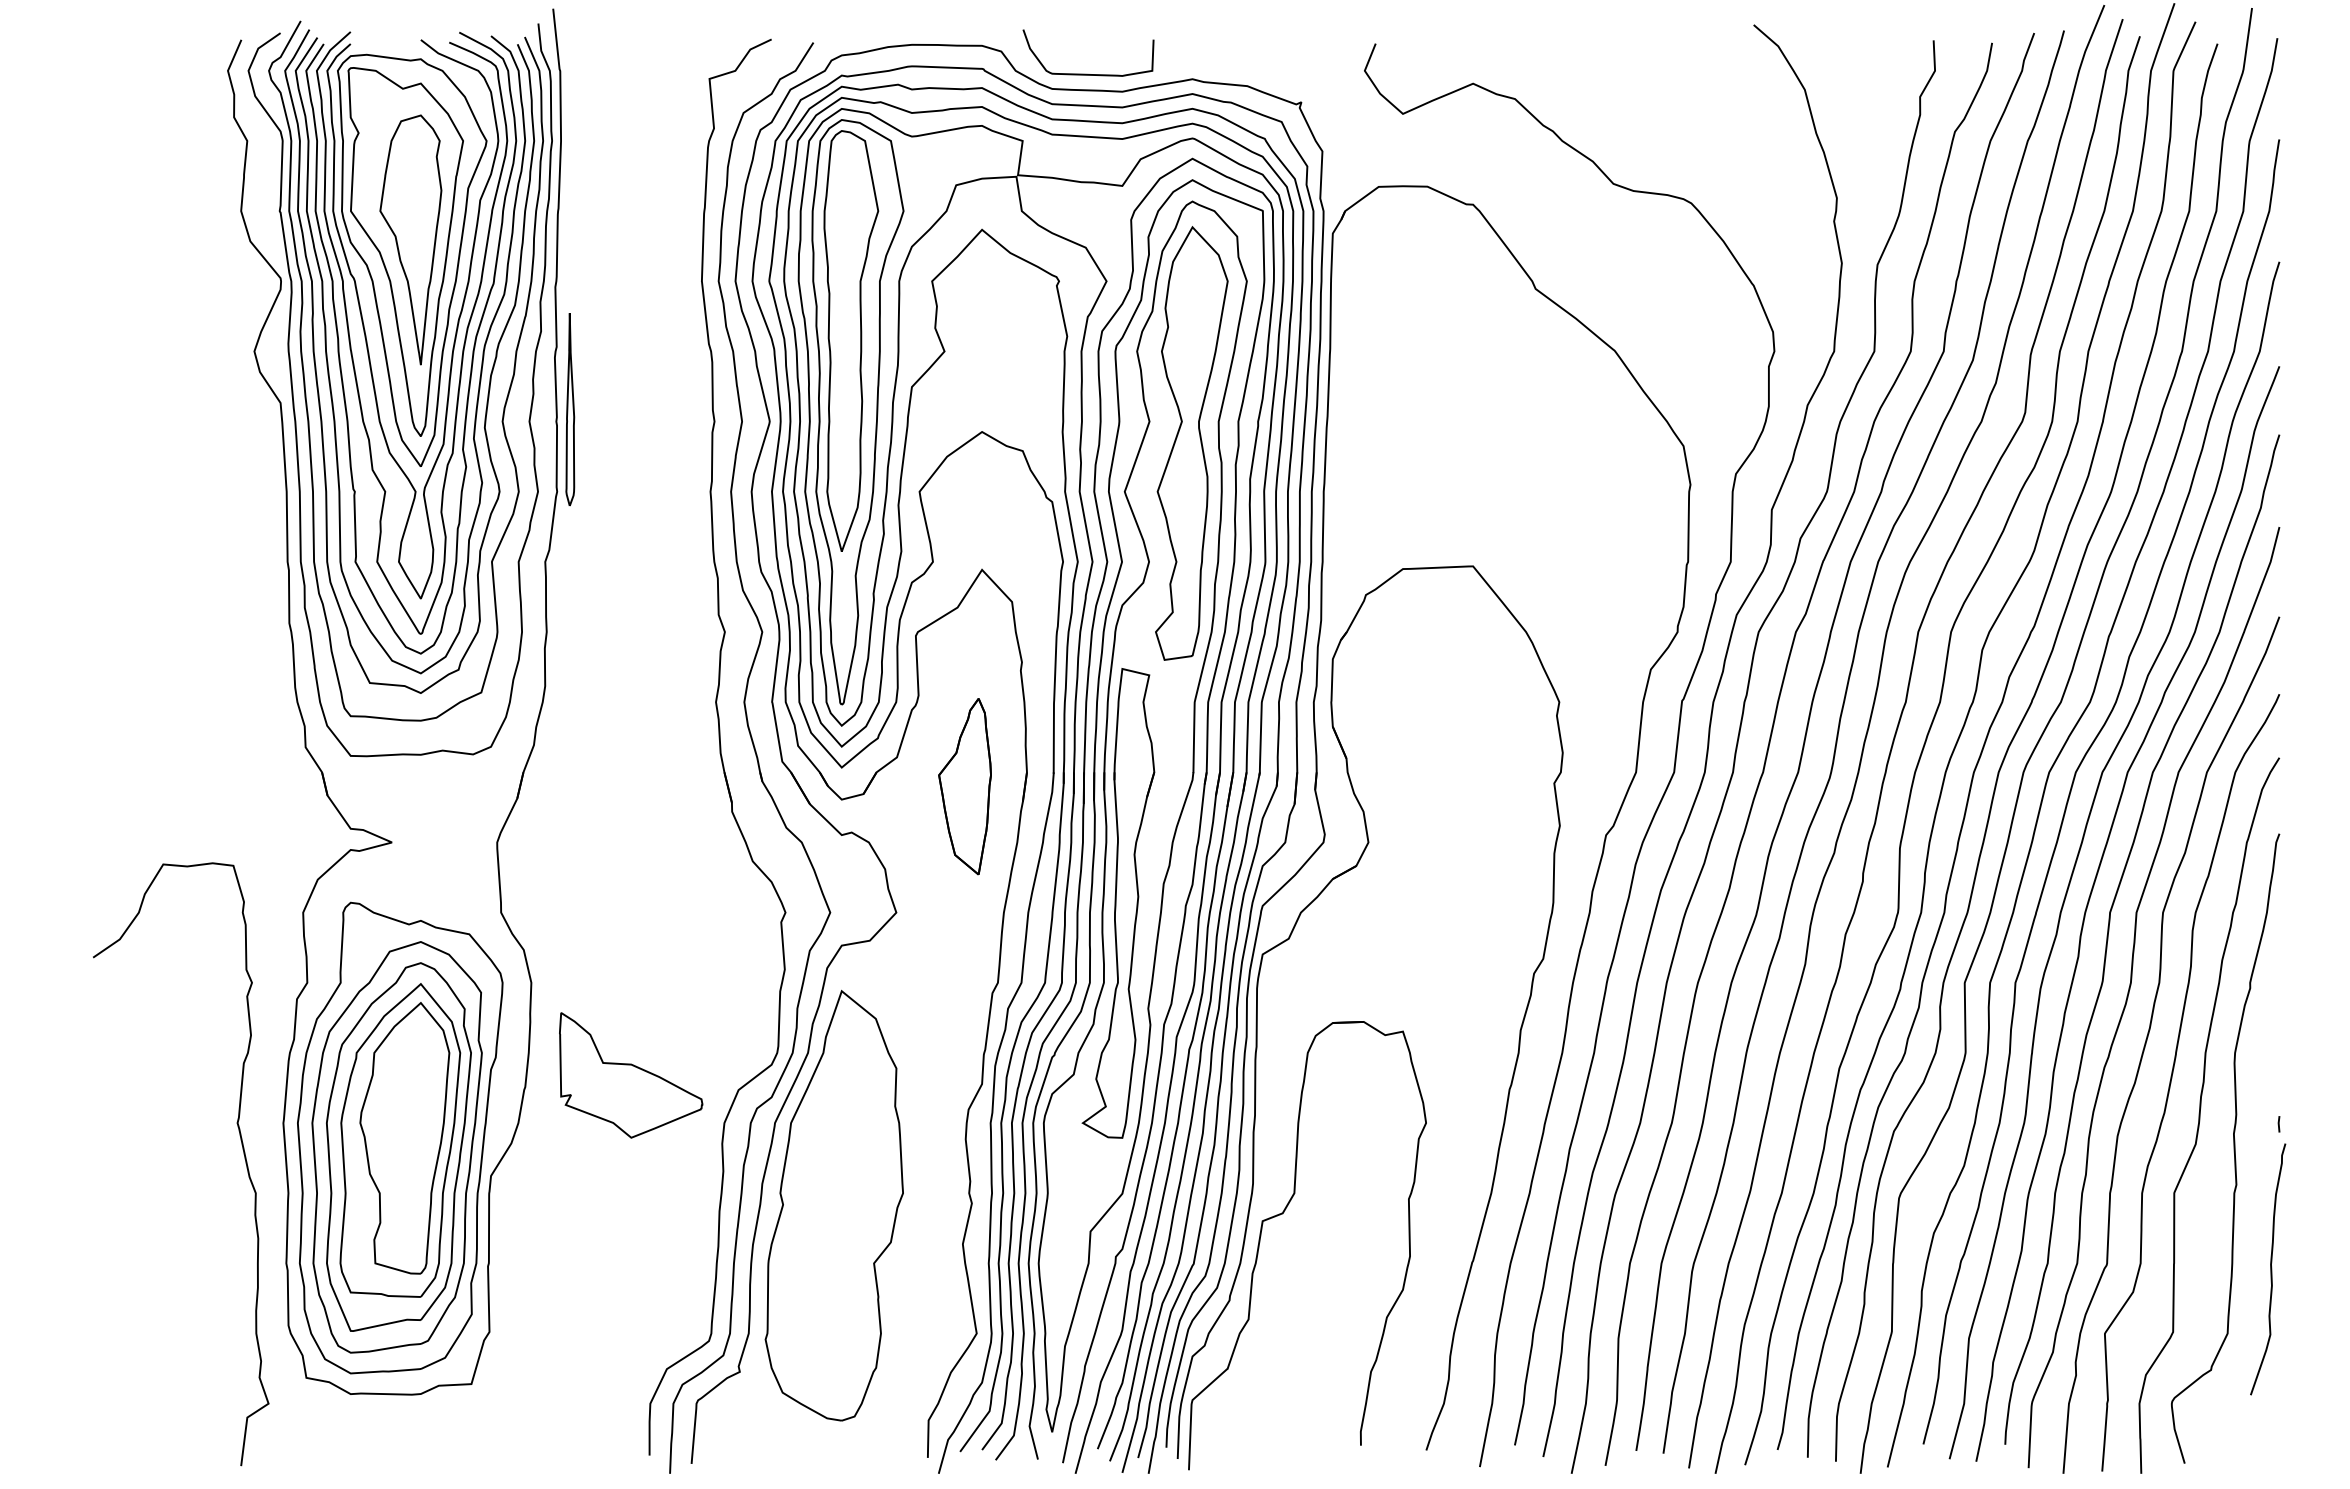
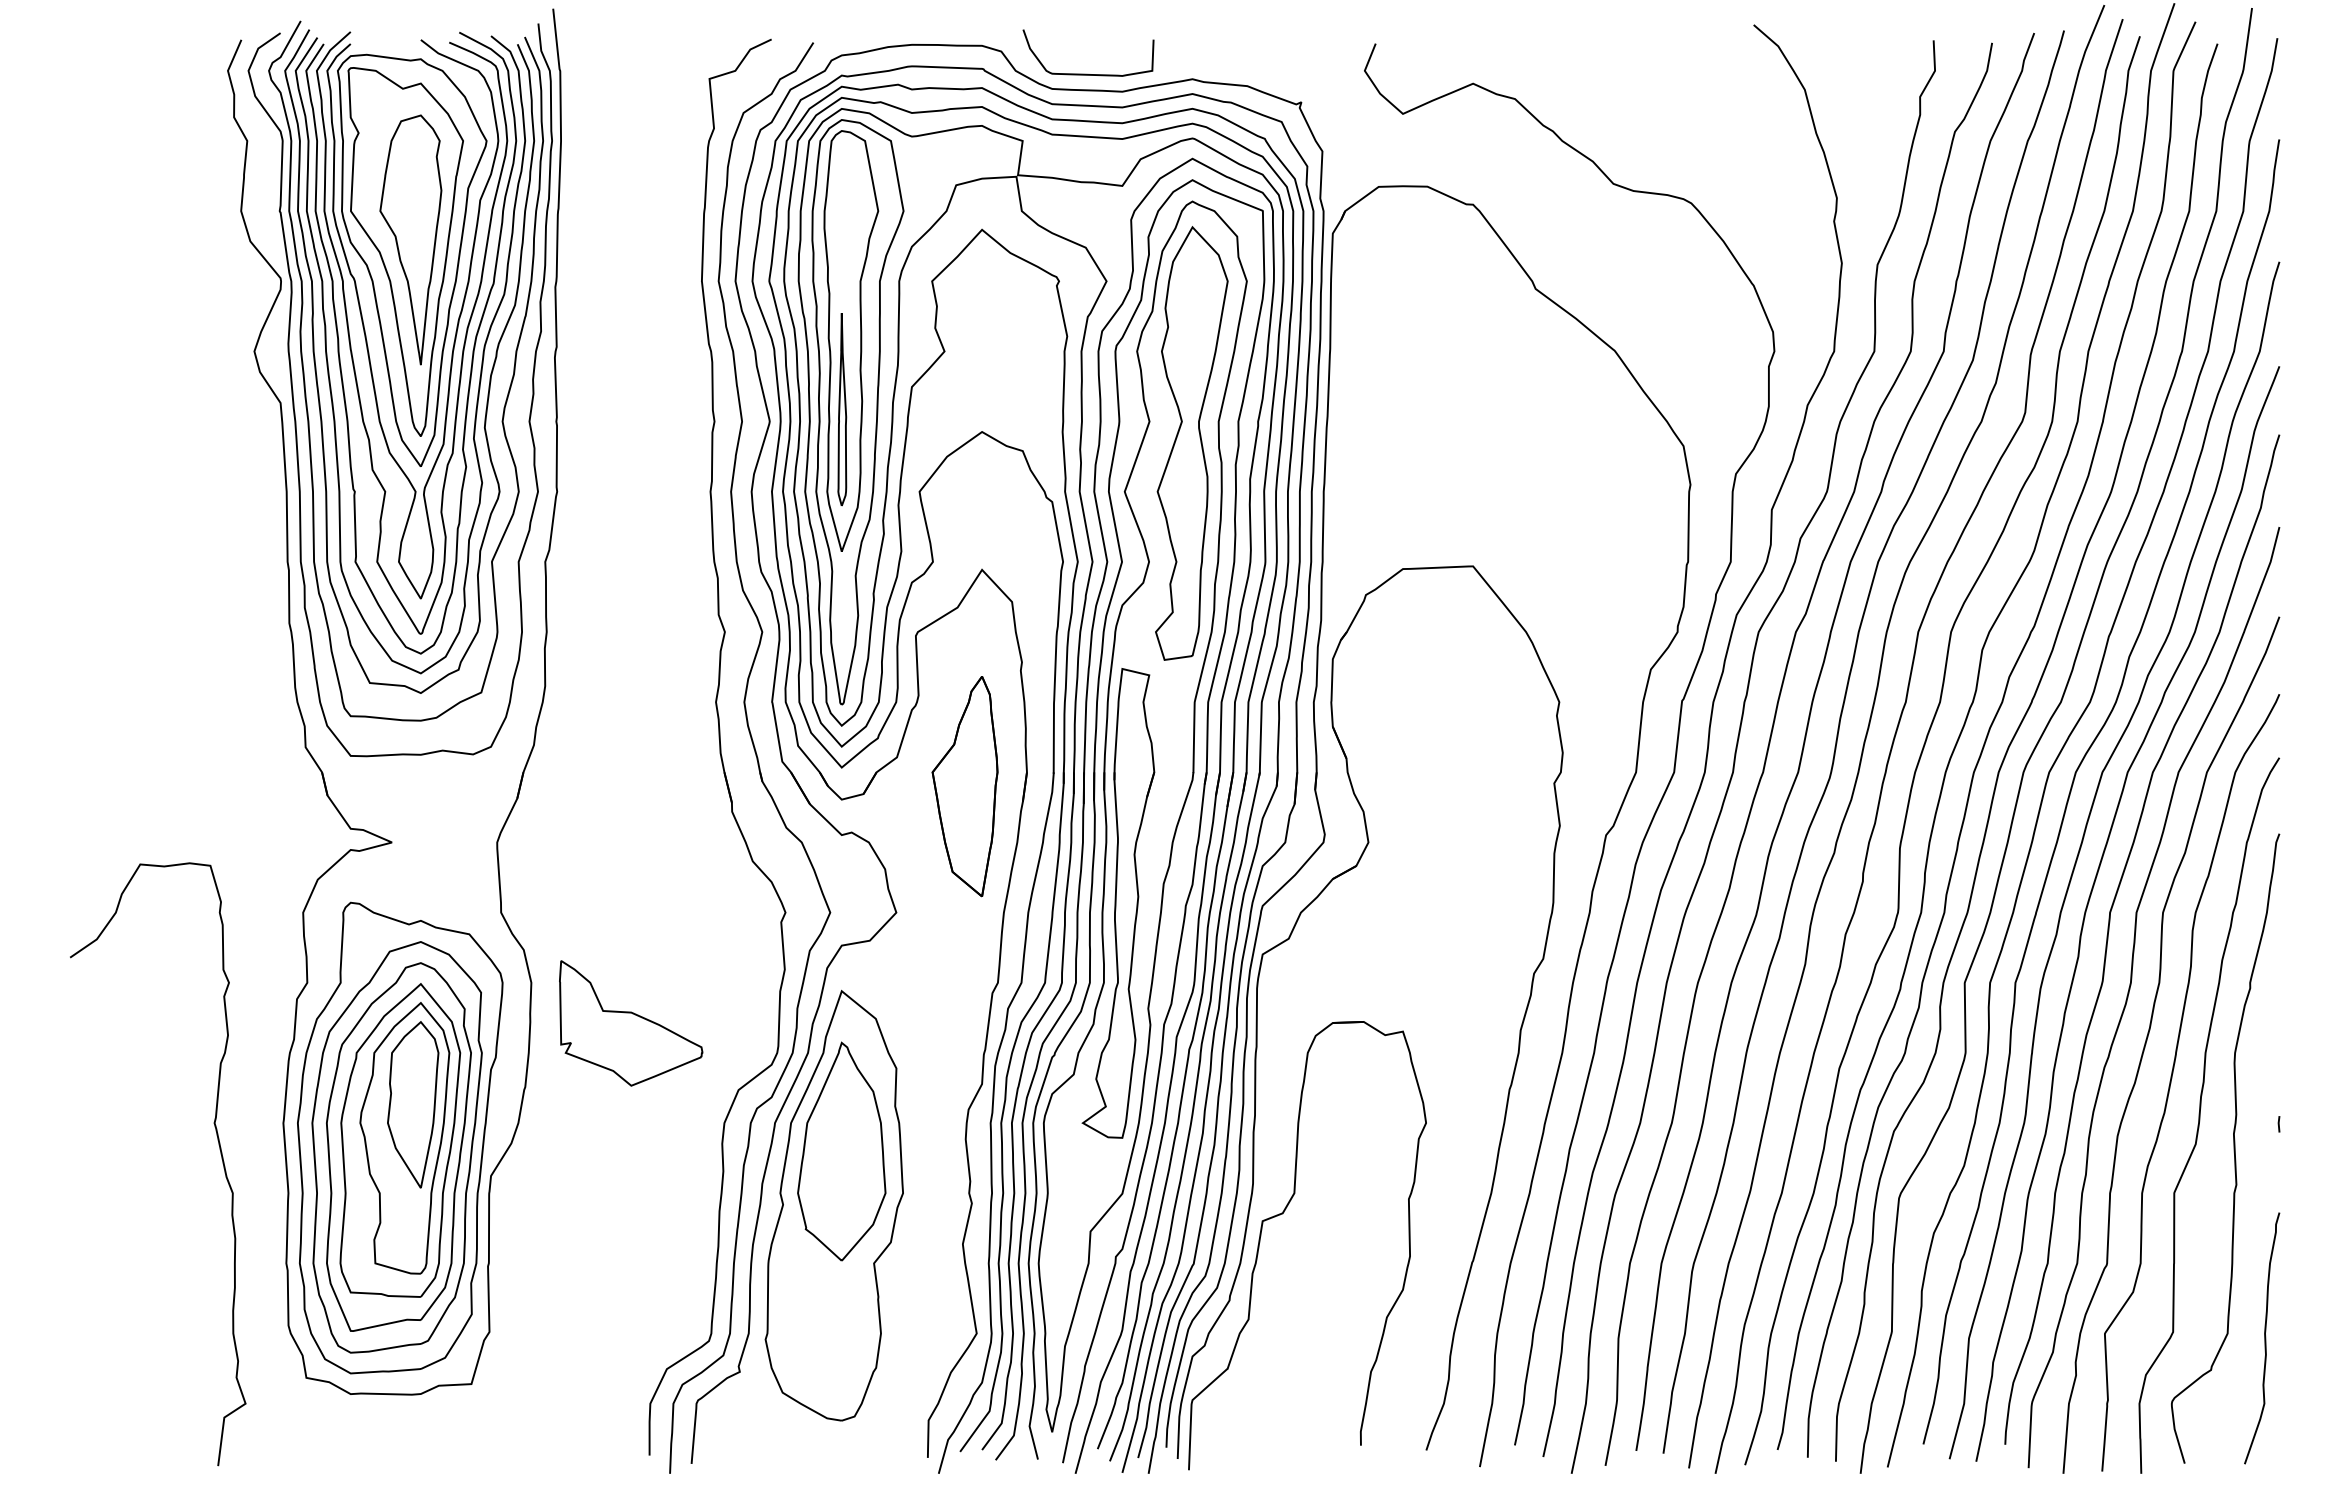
part position: (570, 409) -> (842, 409) (842, 409)
part size: 54x178 px -> 68x222 px (964, 786)
part position: (631, 1075) -> (631, 1023) (631, 1023)
part: none -> present (413, 1104)
part: none -> present (841, 1151)
curve position: (243, 1154) -> (220, 1154) (220, 1154)
curve position: (2270, 1269) -> (2264, 1338) (2264, 1338)
